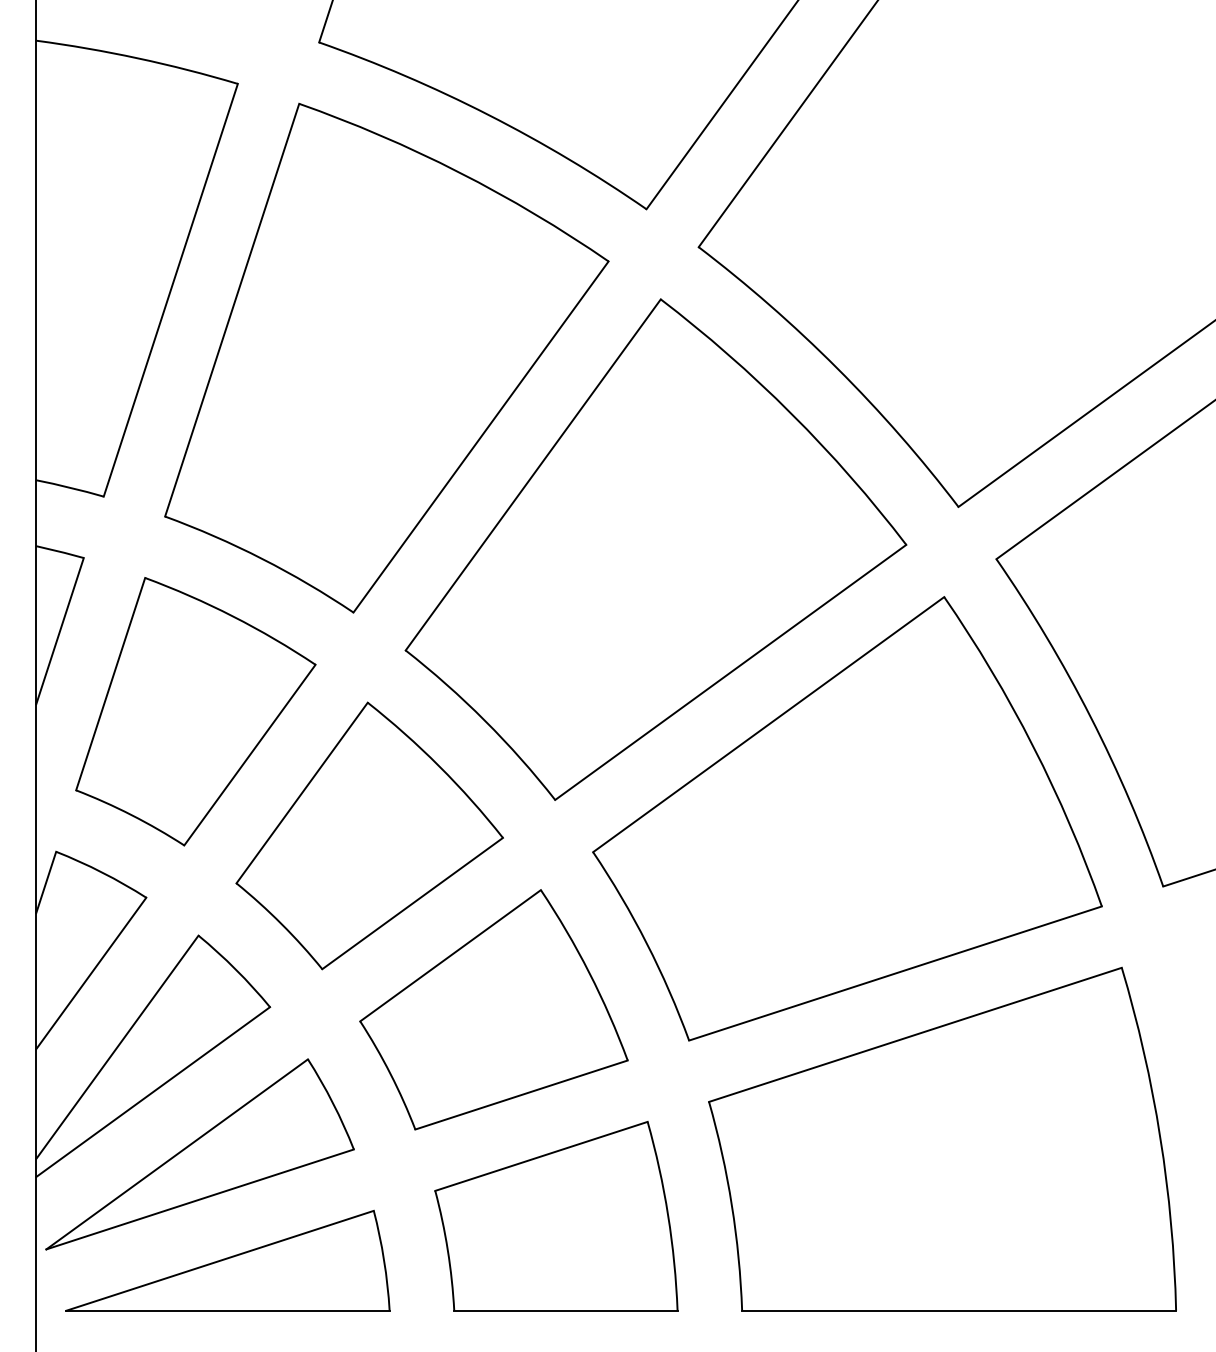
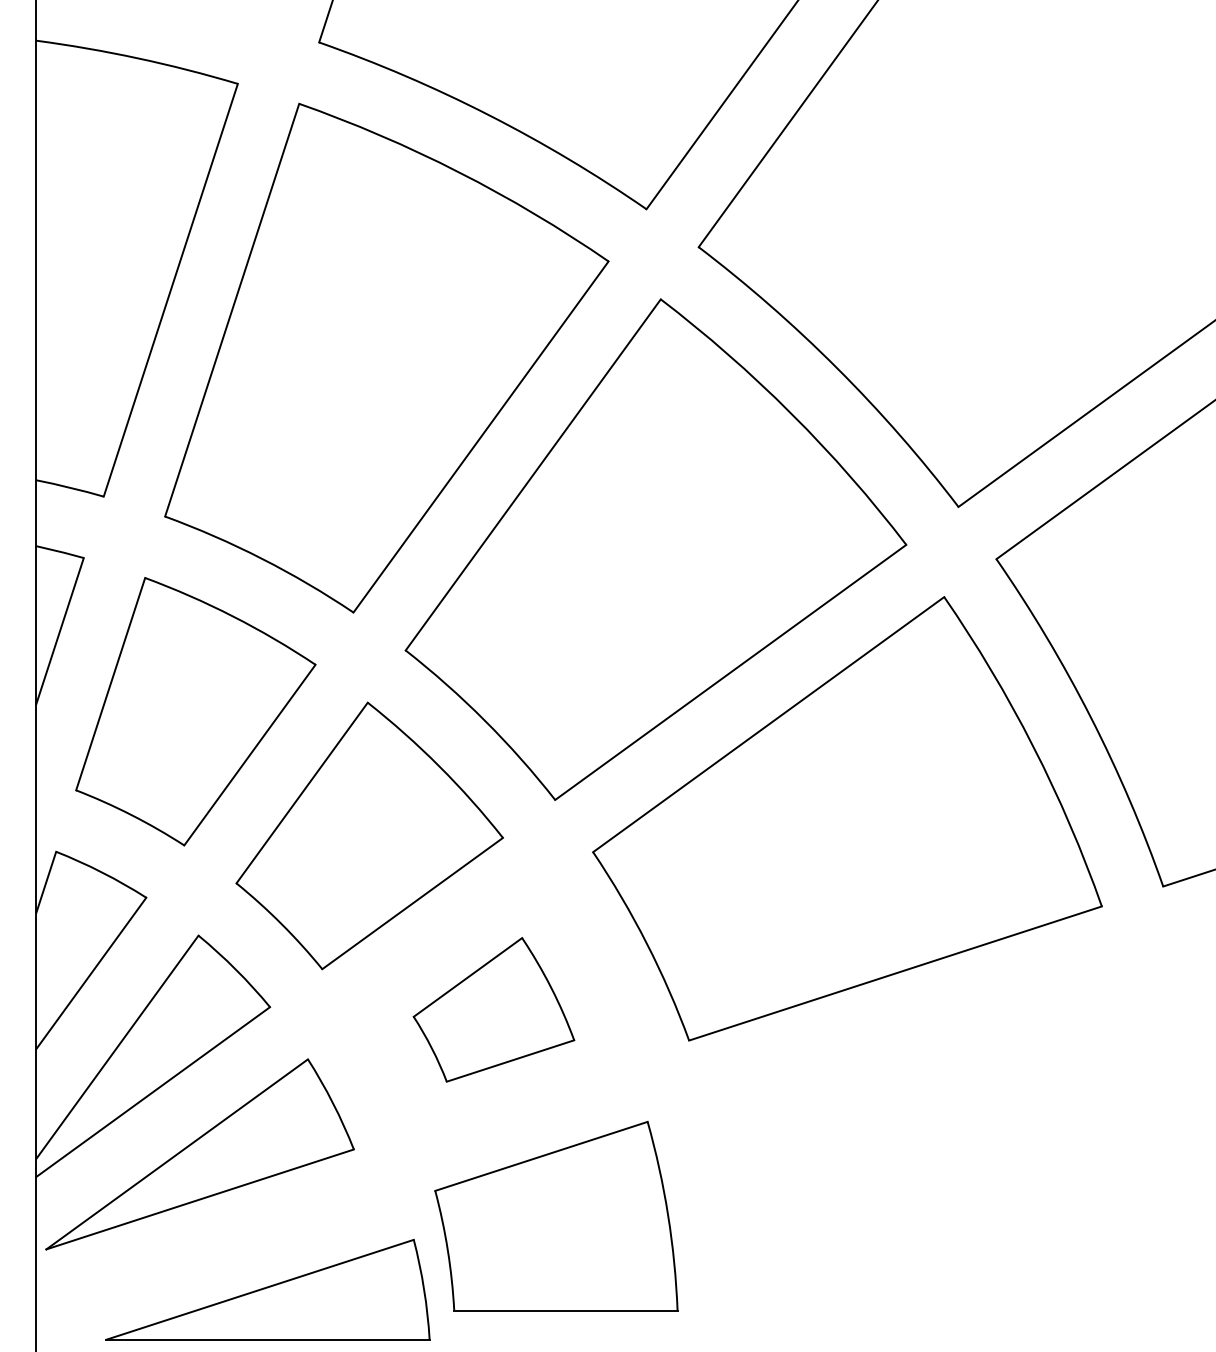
part size: 270x242 px -> 164x146 px (493, 1009)
part: present -> none (942, 1138)
part position: (227, 1260) -> (267, 1289) (267, 1289)
